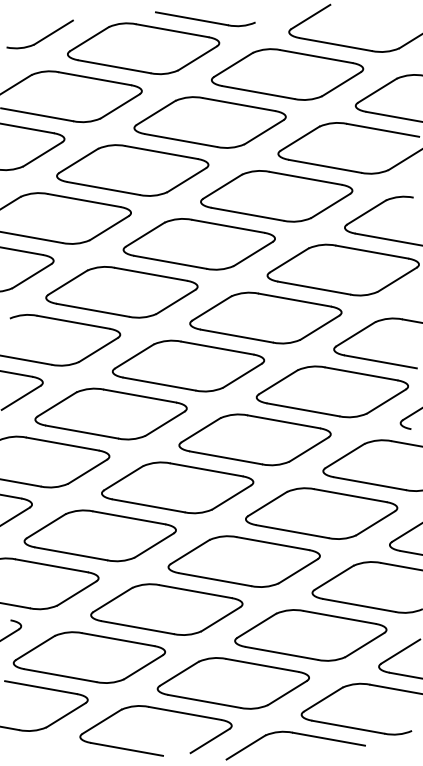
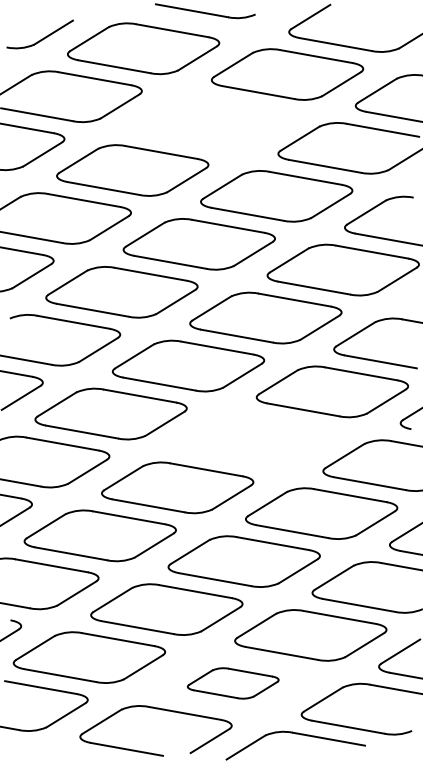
part position: (205, 19) -> (205, 11) (205, 11)
part: present -> none (209, 122)
part: present -> none (254, 439)
part size: 154x53 px -> 93x33 px (233, 683)
